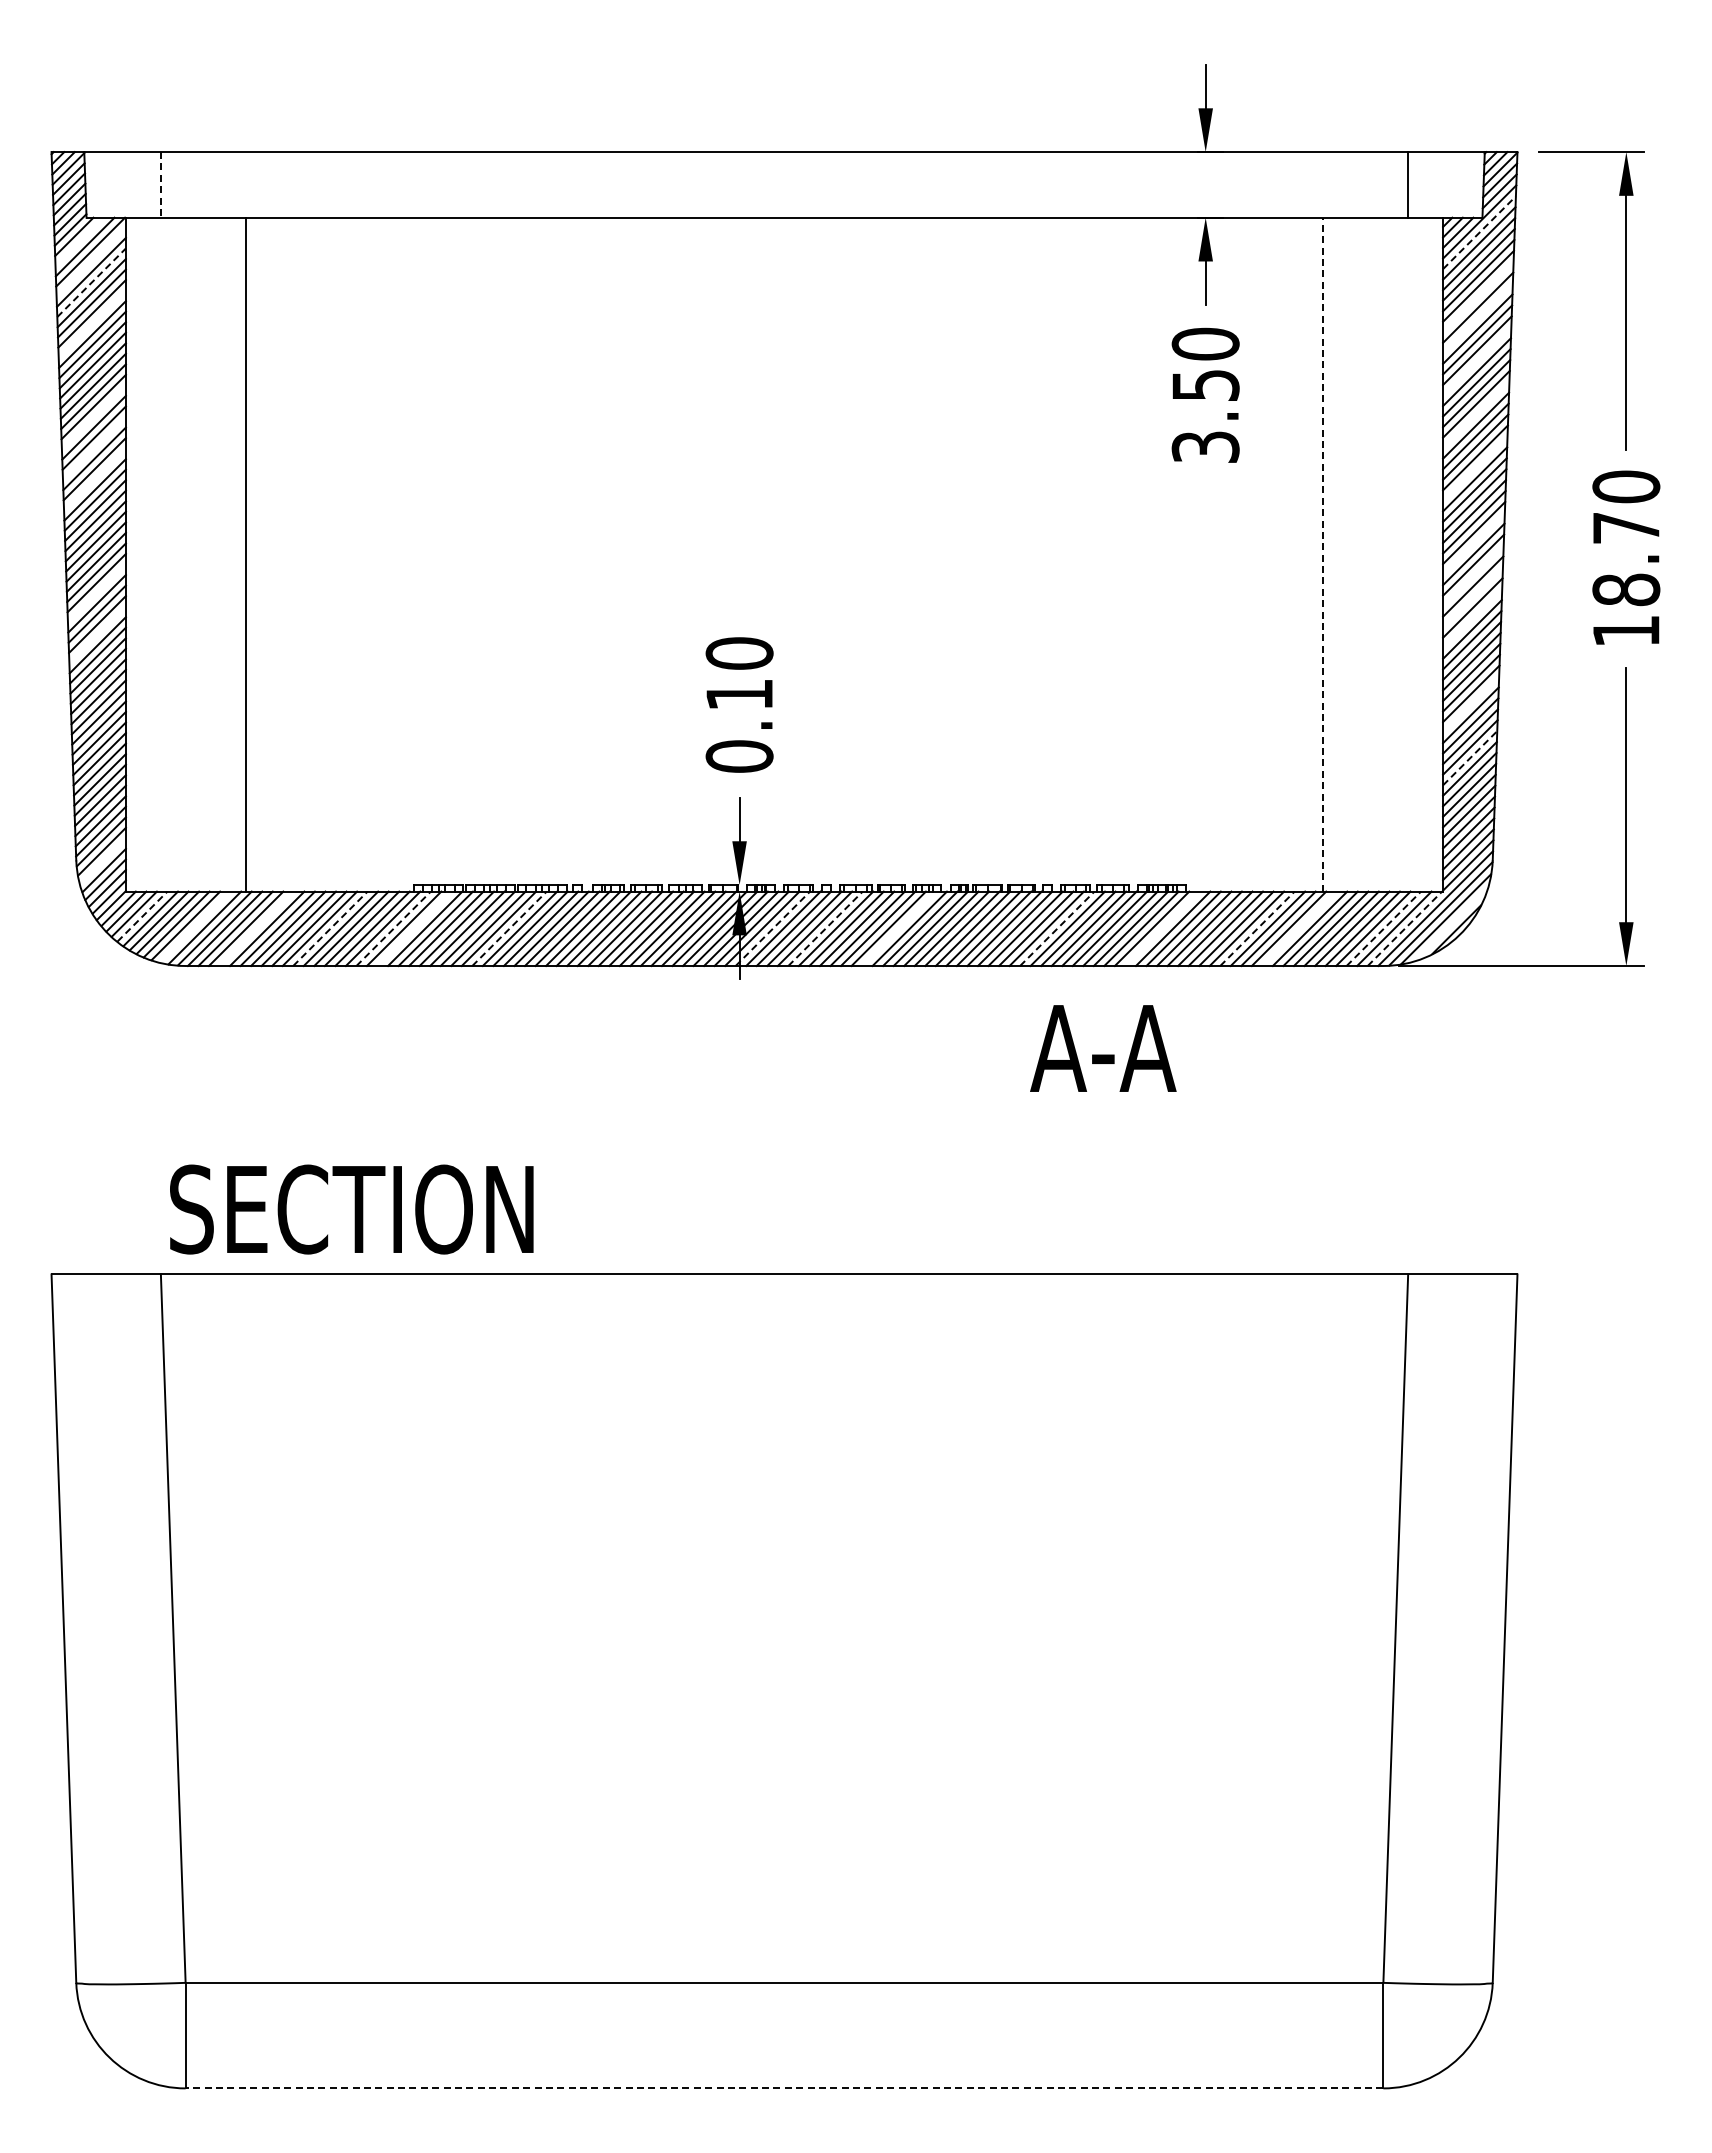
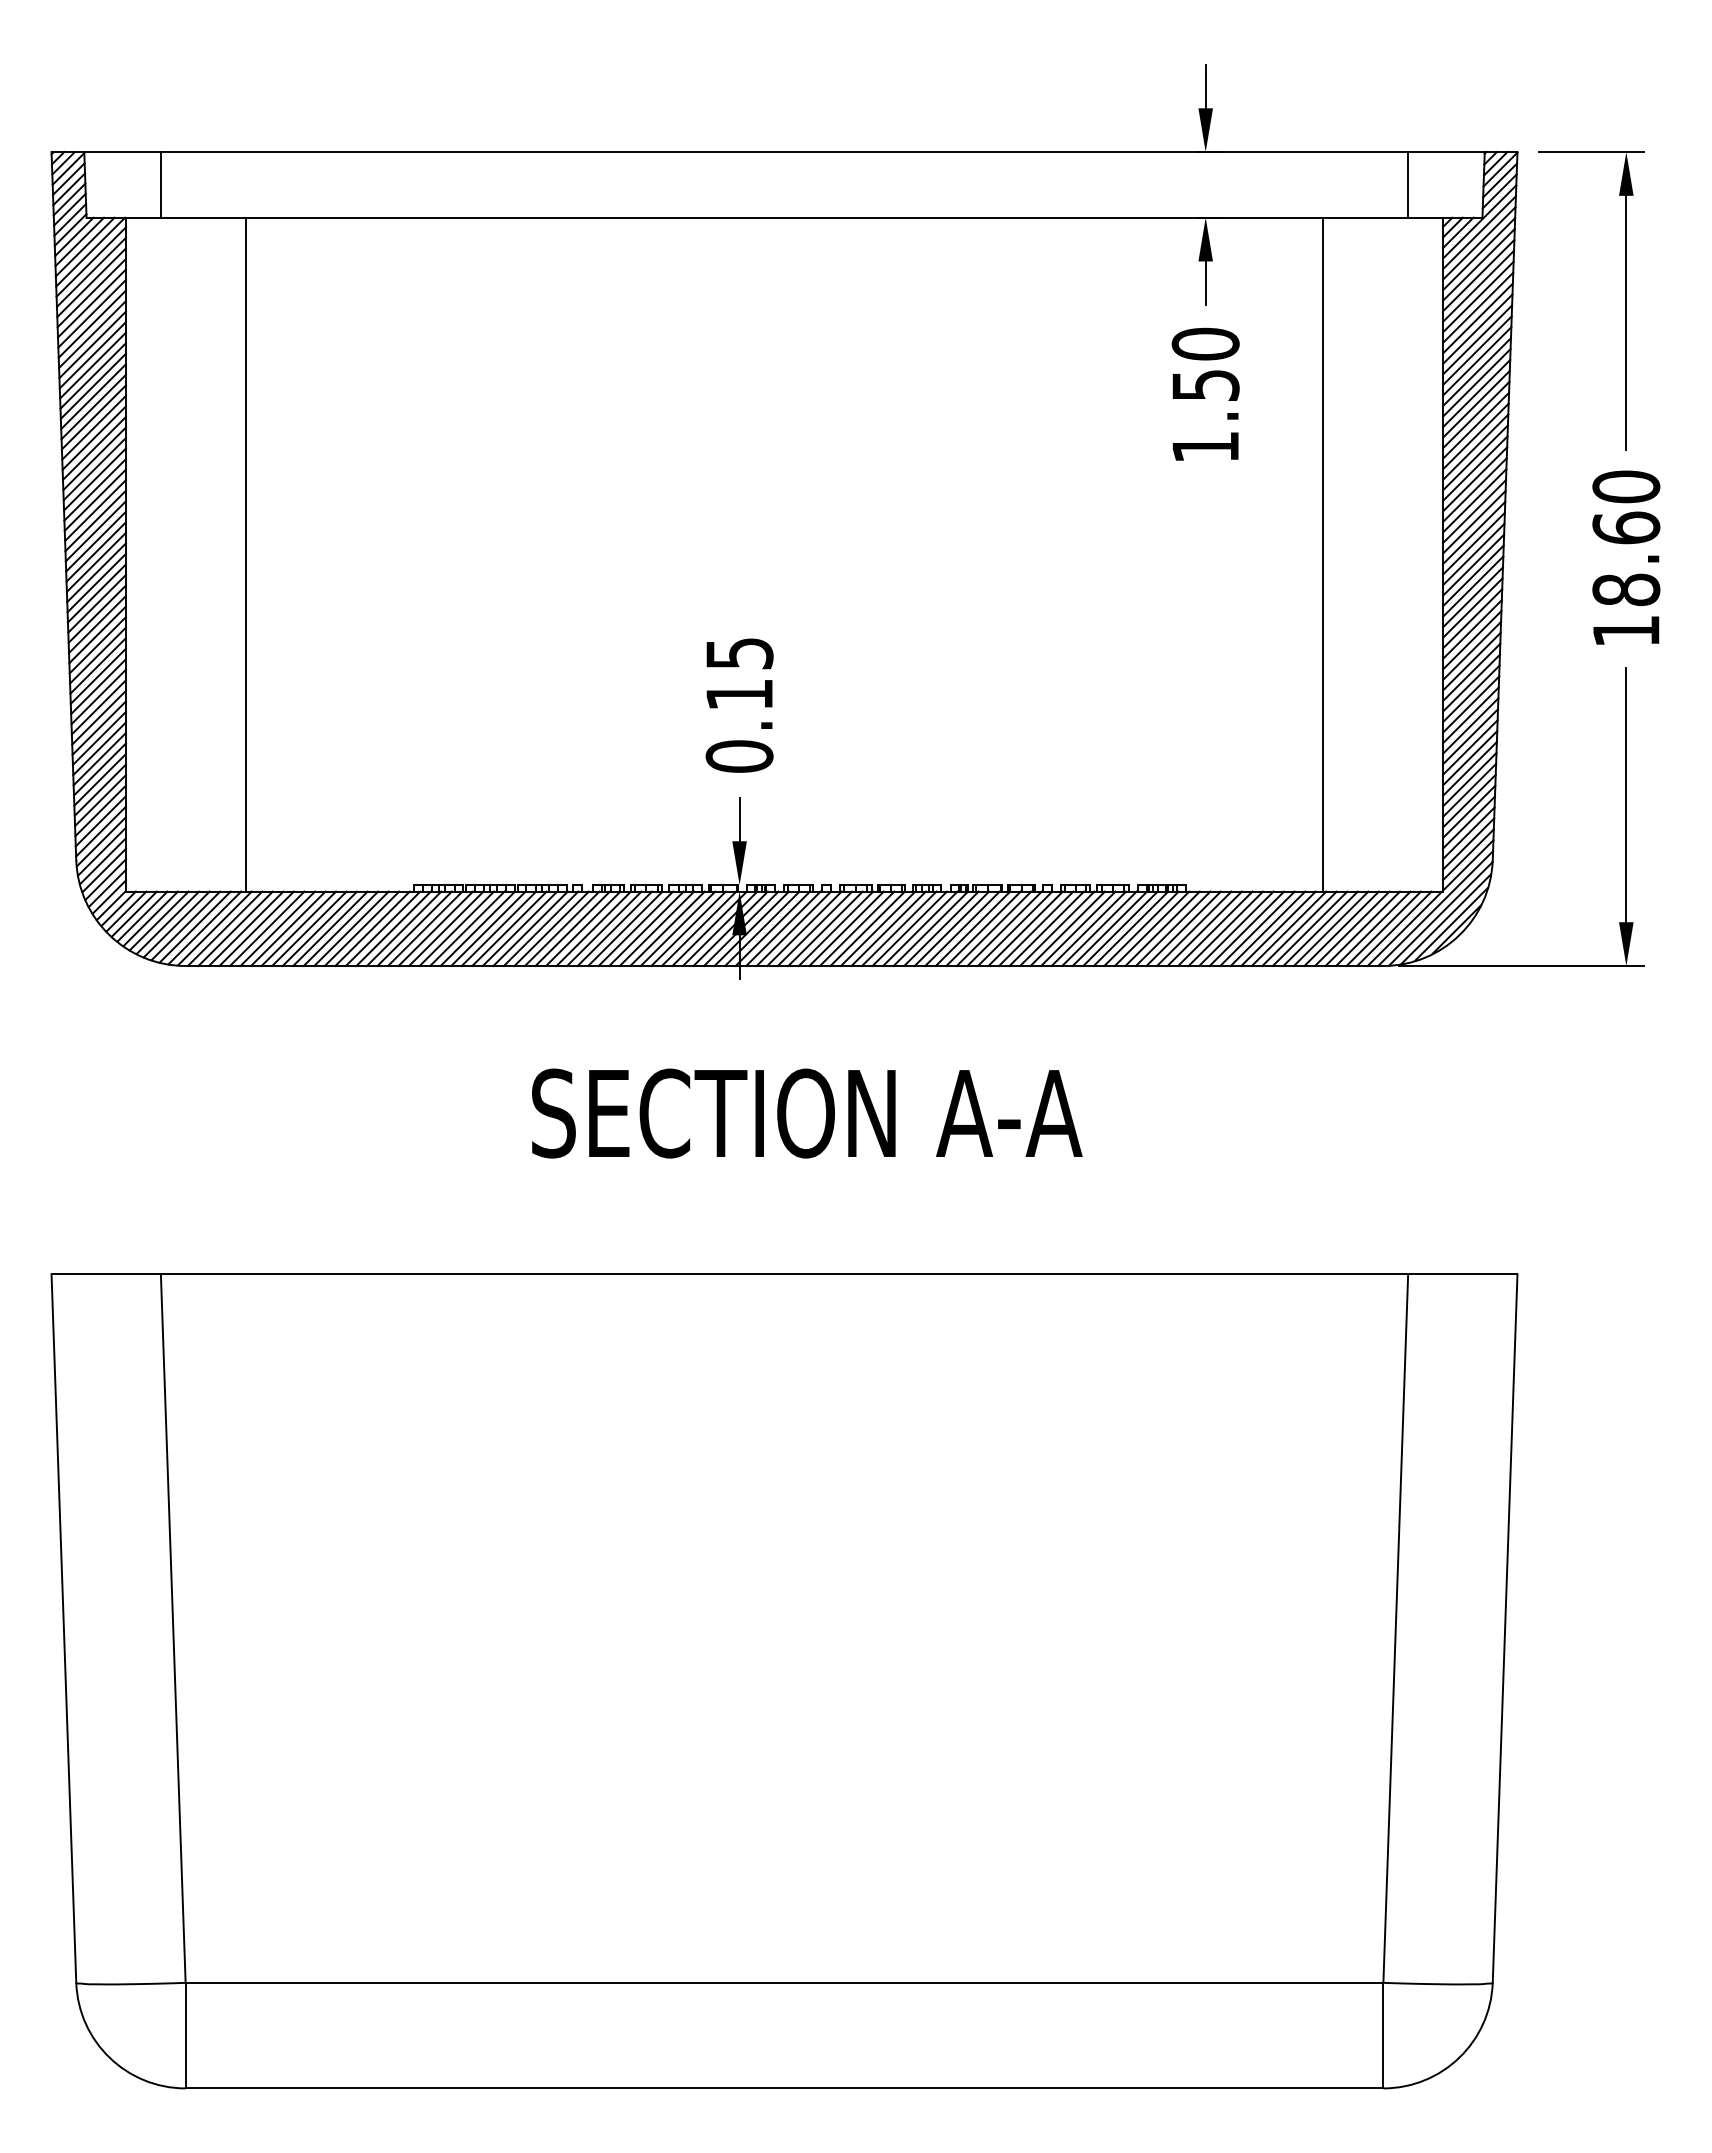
line: dashed -> solid (160, 184)
line: dashed -> solid (1479, 232)
line: none -> present (79, 241)
line: none -> present (90, 261)
line: dashed -> solid (91, 282)
line: none -> present (1478, 296)
line: none -> present (1477, 318)
line: none -> present (91, 323)
line: none -> present (1477, 361)
line: none -> present (1476, 414)
line: none -> present (93, 417)
text: 3.50 -> 1.50 (1205, 446)
line: none -> present (94, 448)
line: none -> present (1475, 468)
line: none -> present (94, 479)
text: 18.70 -> 18.60 (1626, 527)
line: none -> present (1473, 543)
line: dashed -> solid (1322, 554)
line: none -> present (1473, 575)
line: none -> present (96, 593)
line: none -> present (1472, 597)
line: none -> present (1472, 618)
line: none -> present (97, 634)
text: 0.10 -> 0.15 (739, 653)
line: none -> present (1471, 704)
line: dashed -> solid (1470, 757)
line: none -> present (102, 861)
line: dashed -> solid (142, 916)
line: none -> present (1451, 924)
line: none -> present (194, 926)
line: none -> present (256, 928)
line: dashed -> solid (330, 928)
line: dashed -> solid (393, 928)
line: none -> present (414, 928)
line: dashed -> solid (509, 928)
line: dashed -> solid (772, 928)
line: dashed -> solid (825, 928)
line: none -> present (899, 928)
line: dashed -> solid (1057, 928)
line: none -> present (1162, 928)
line: dashed -> solid (1257, 928)
line: none -> present (1299, 928)
line: dashed -> solid (1383, 928)
line: dashed -> solid (1404, 928)
text position: (1103, 1048) -> (1009, 1113) (1009, 1113)
text position: (351, 1209) -> (713, 1113) (713, 1113)
line: dashed -> solid (784, 2088)
